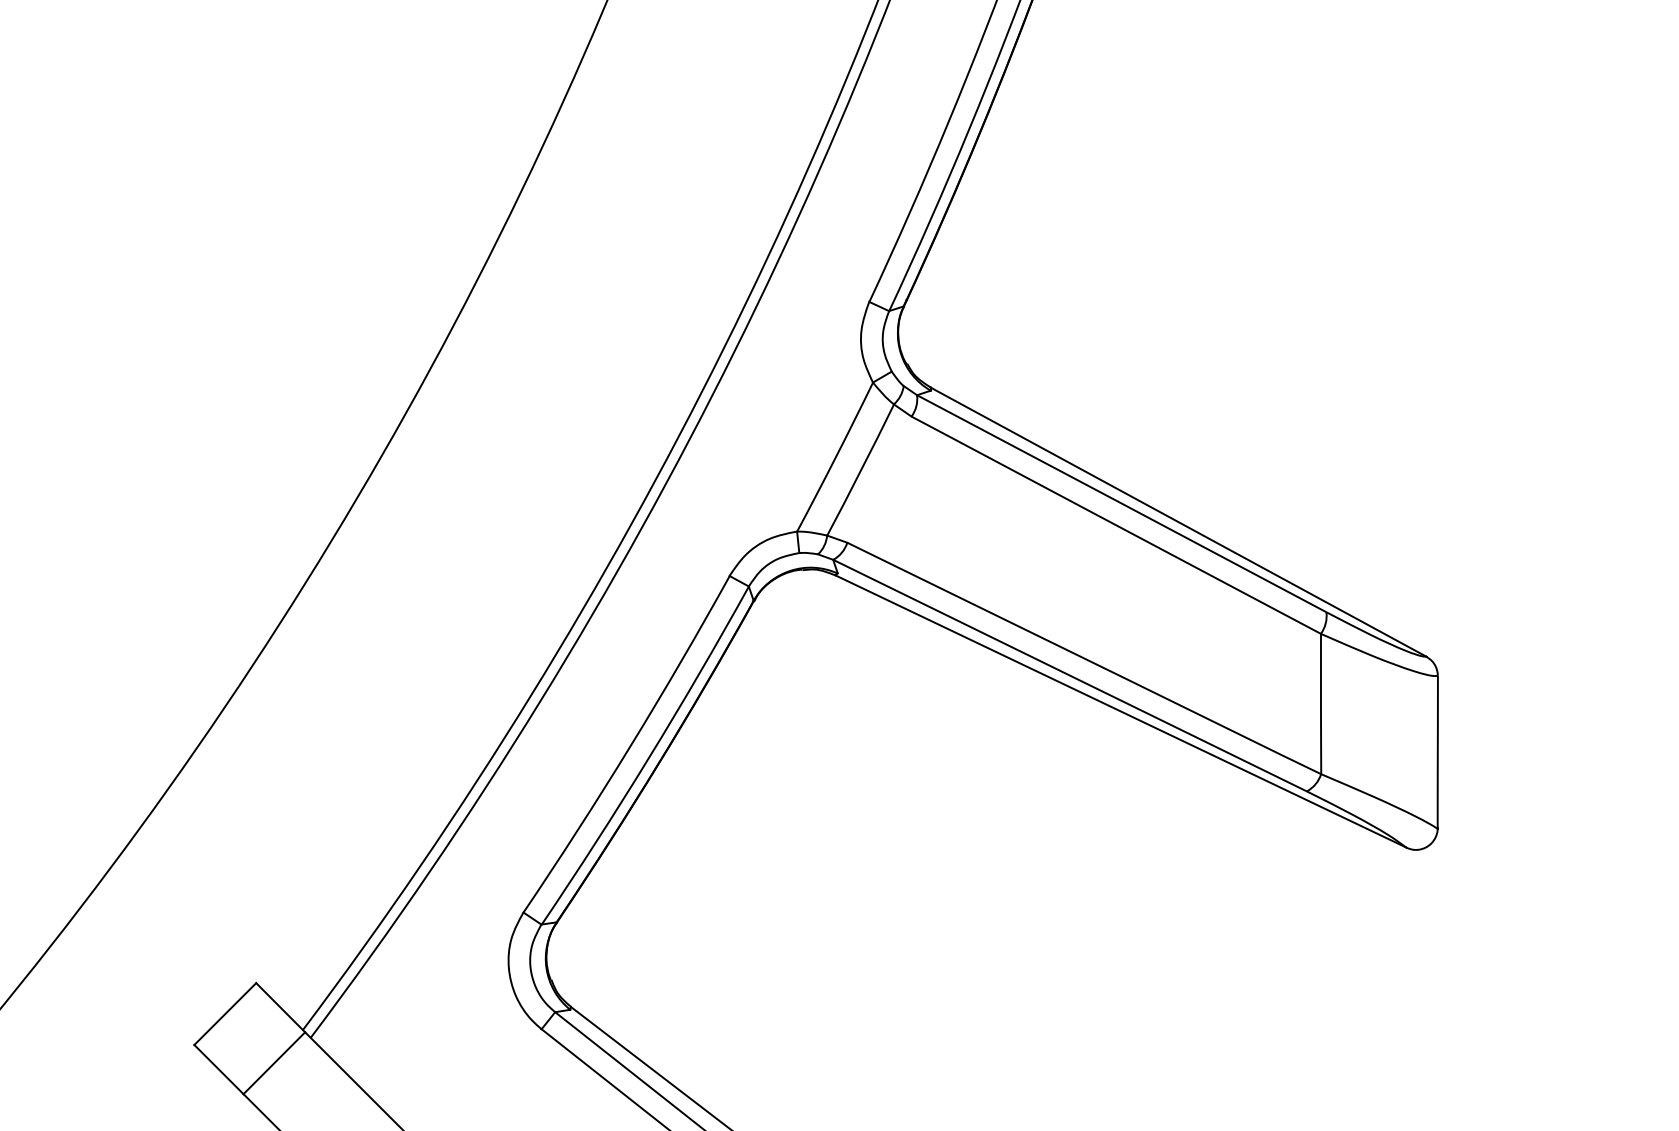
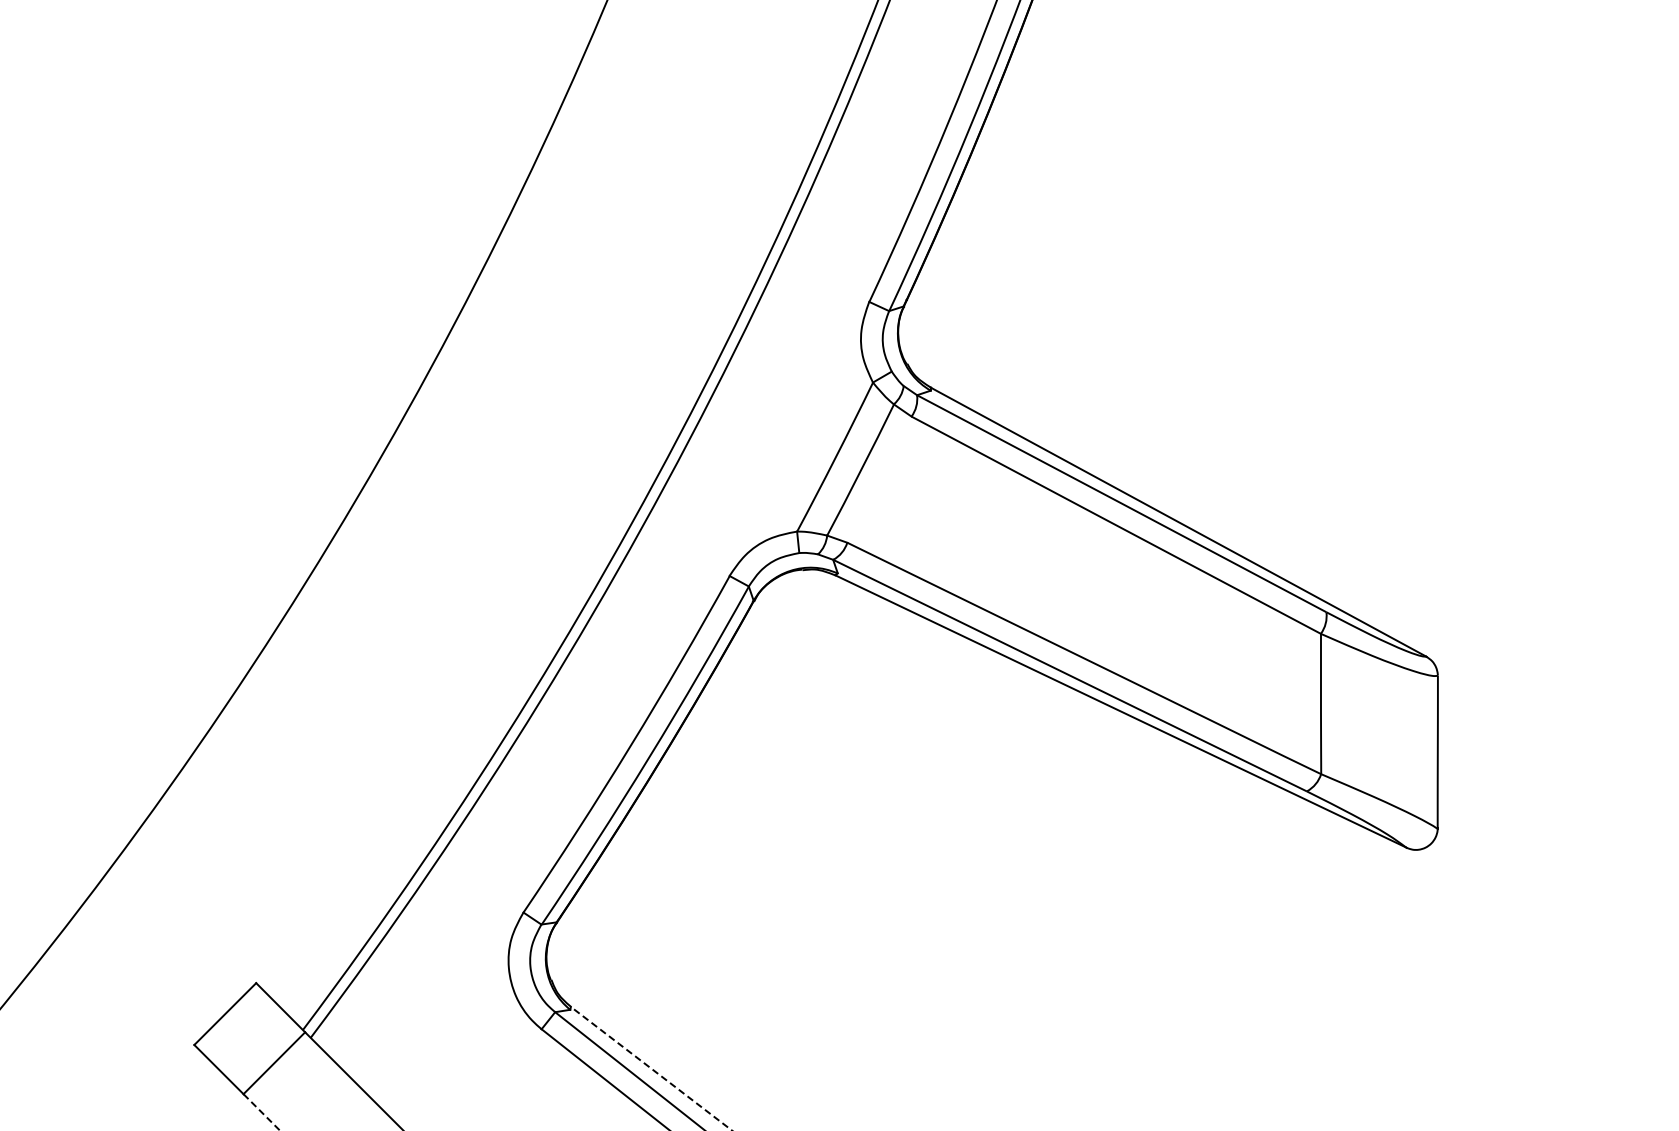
line: solid -> dashed (651, 1068)
line: solid -> dashed (261, 1112)
